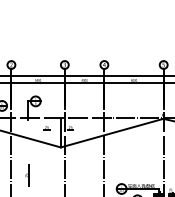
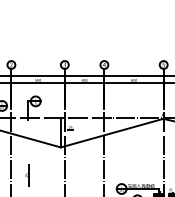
part: present -> none (46, 128)
